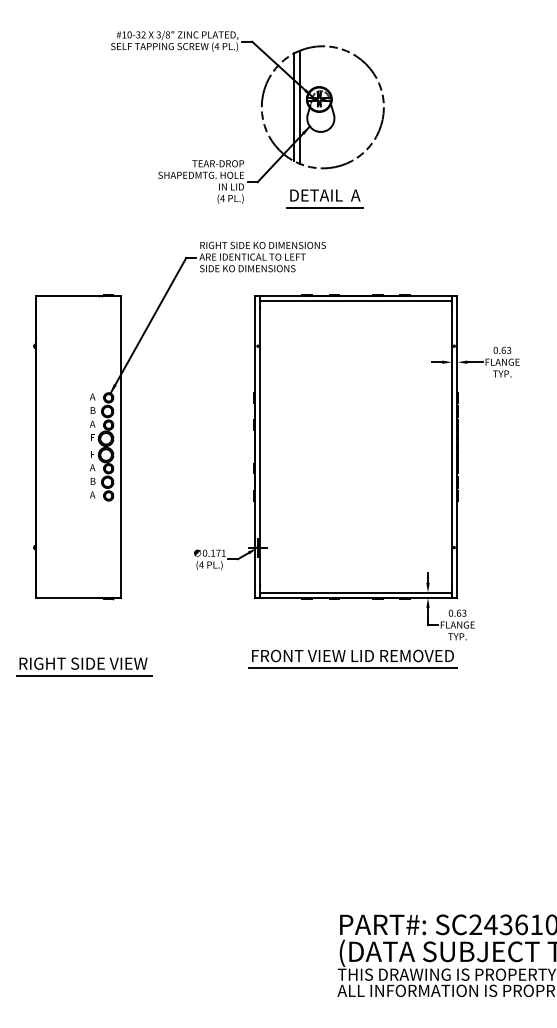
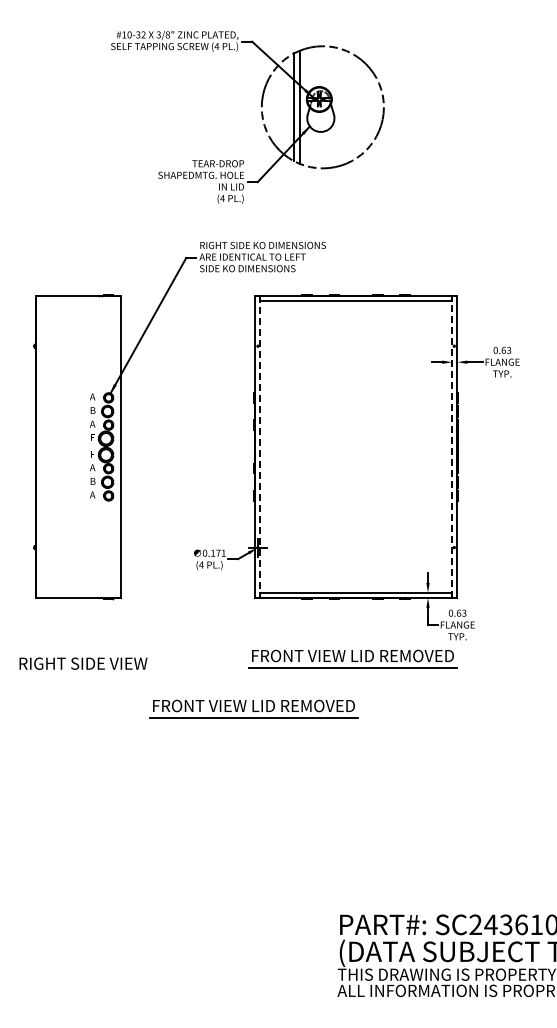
part: present -> none (324, 198)
line: solid -> dashed (452, 446)
line: solid -> dashed (260, 447)
line: present -> none (84, 676)
part: none -> present (253, 708)
